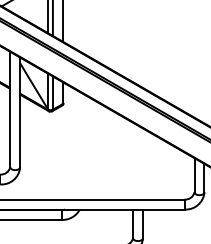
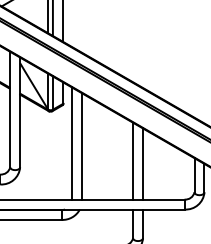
line: none -> present (71, 143)
line: none -> present (81, 146)
line: none -> present (133, 160)
line: none -> present (143, 163)
